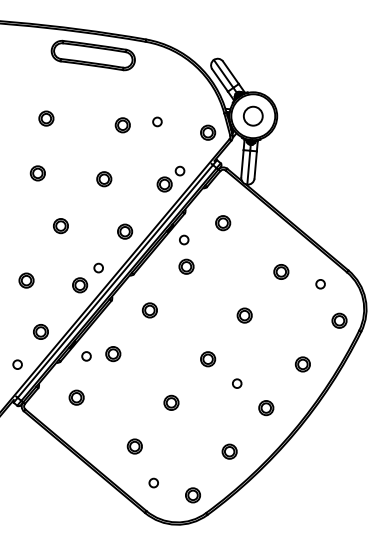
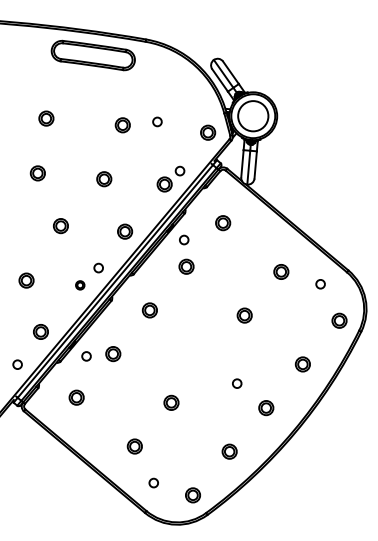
circle diameter: 19 px -> 30 px (253, 116)
part size: 17x17 px -> 11x11 px (80, 285)
part: present -> none (208, 359)
